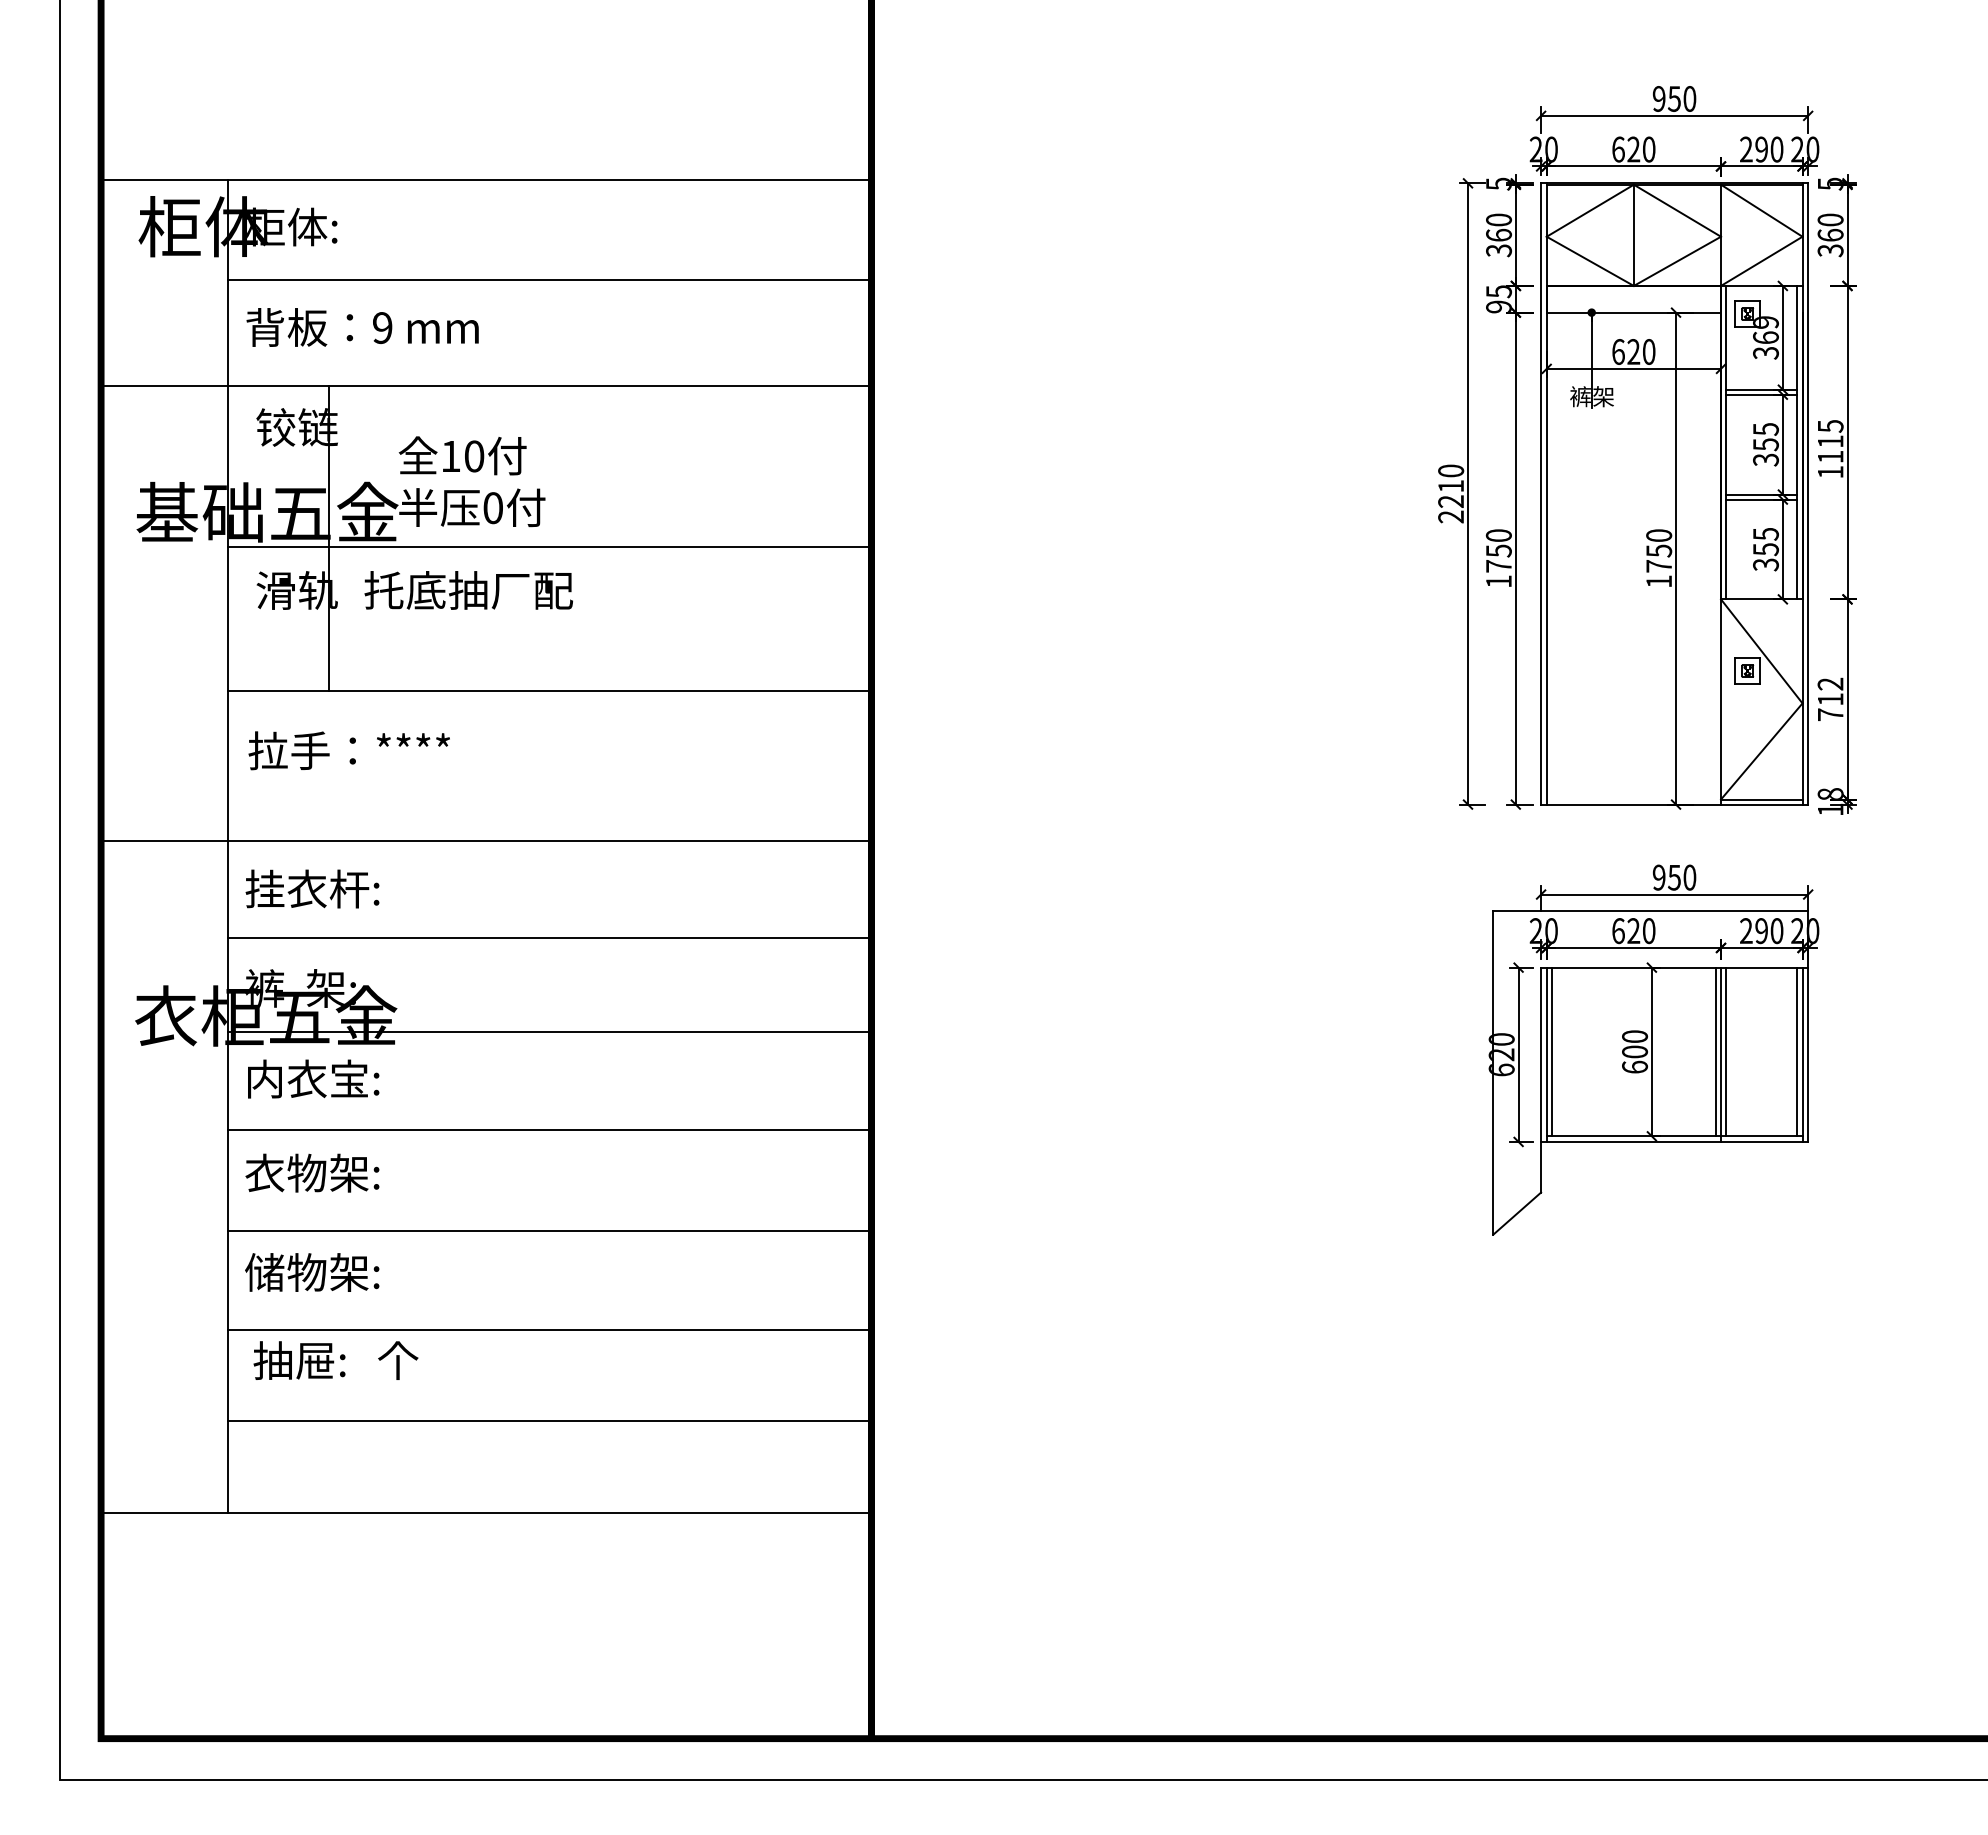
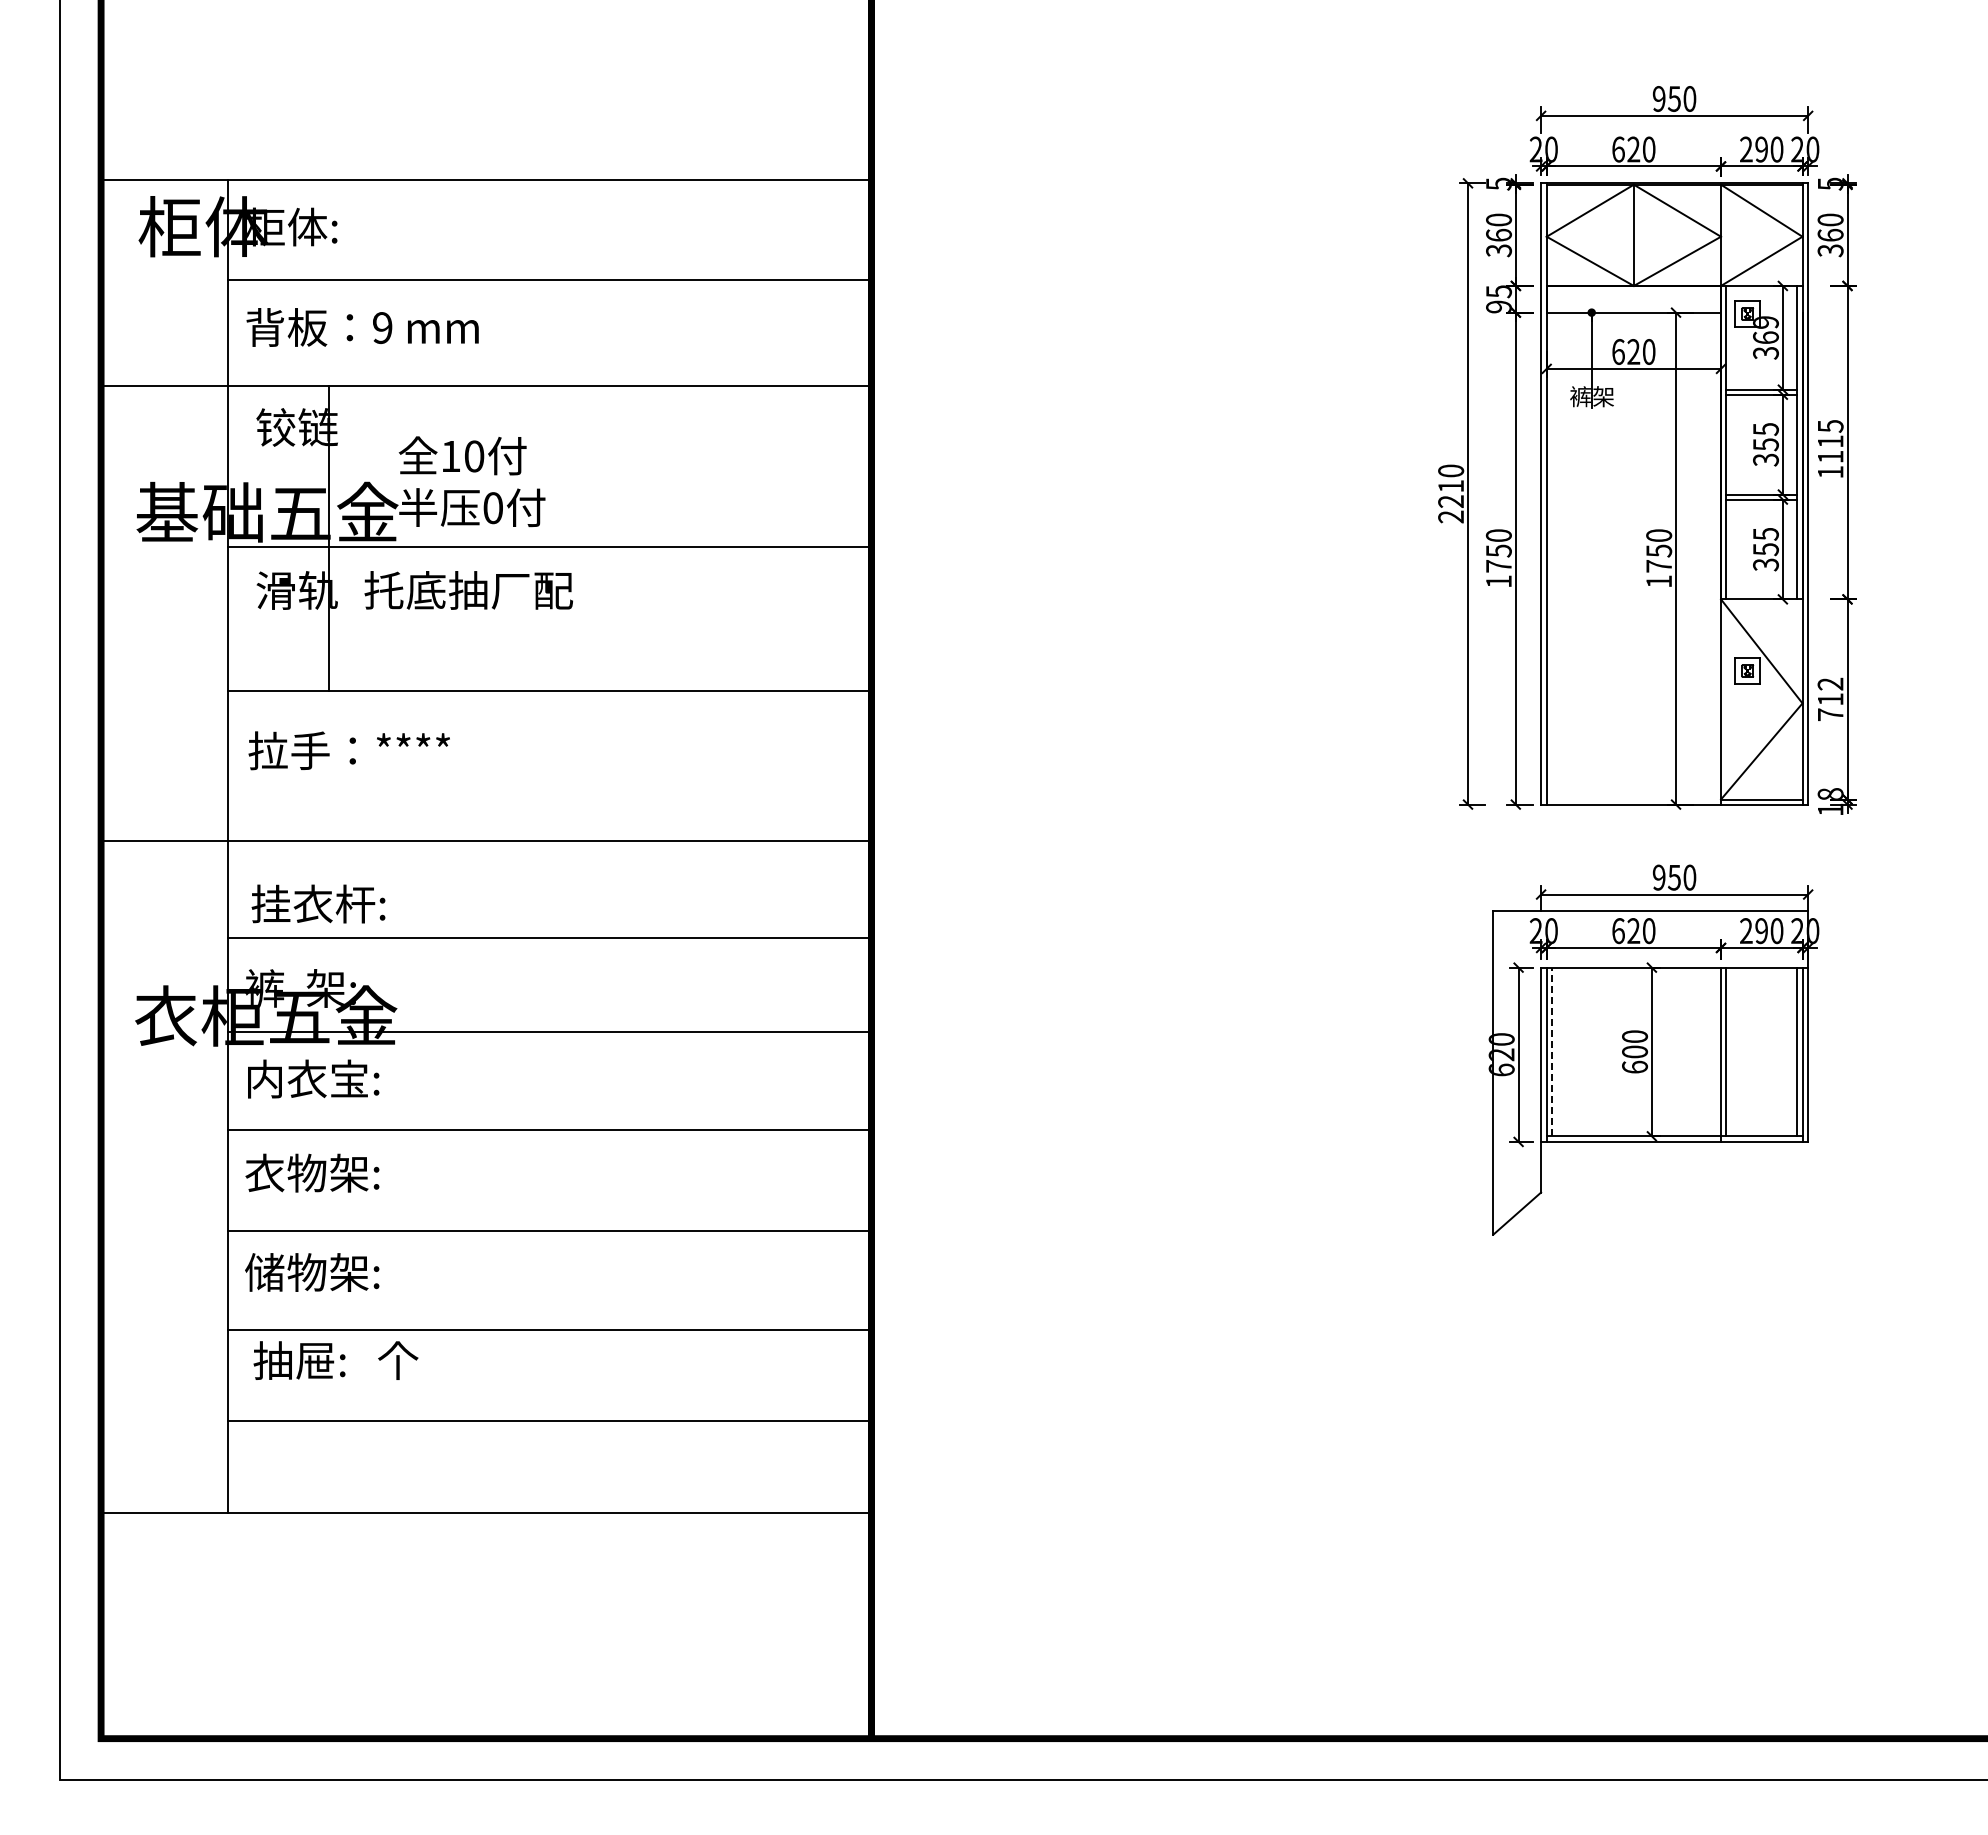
text position: (312, 888) -> (318, 903) (318, 903)
line: solid -> dashed (1551, 1051)
line: present -> none (1715, 1051)
